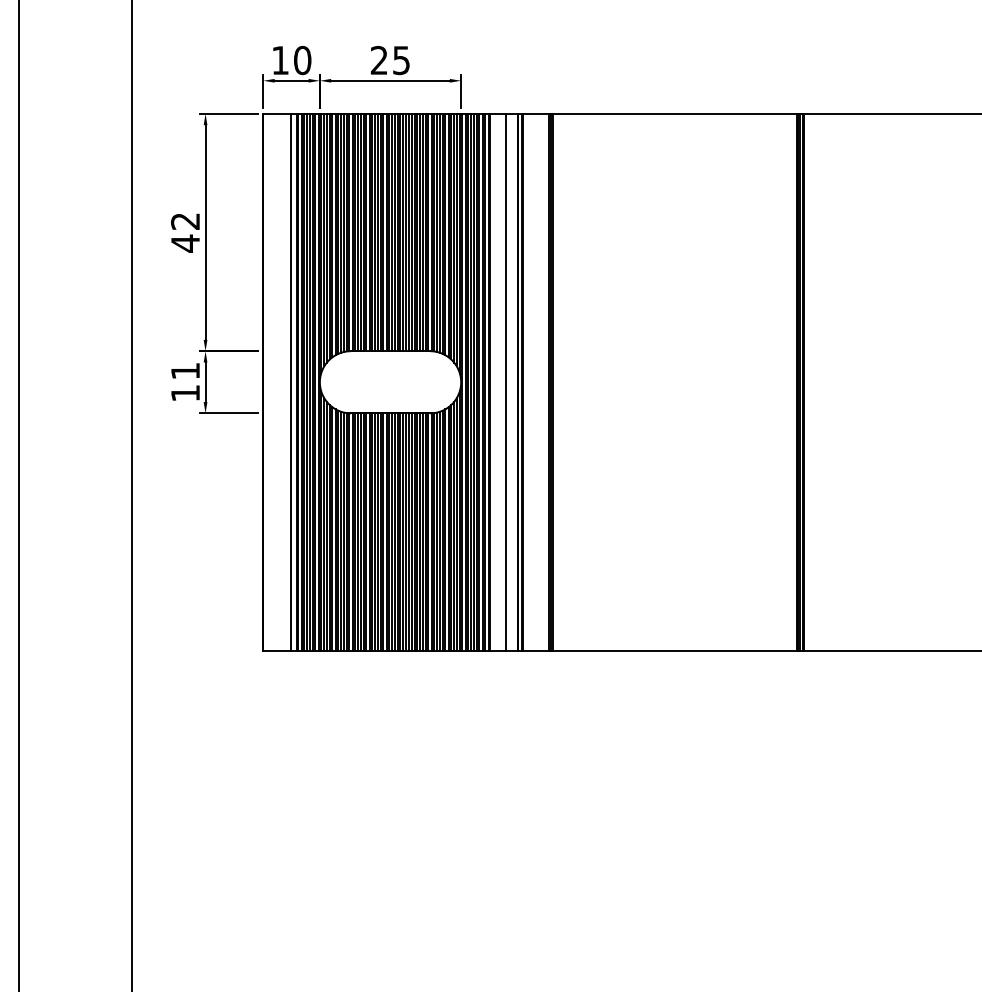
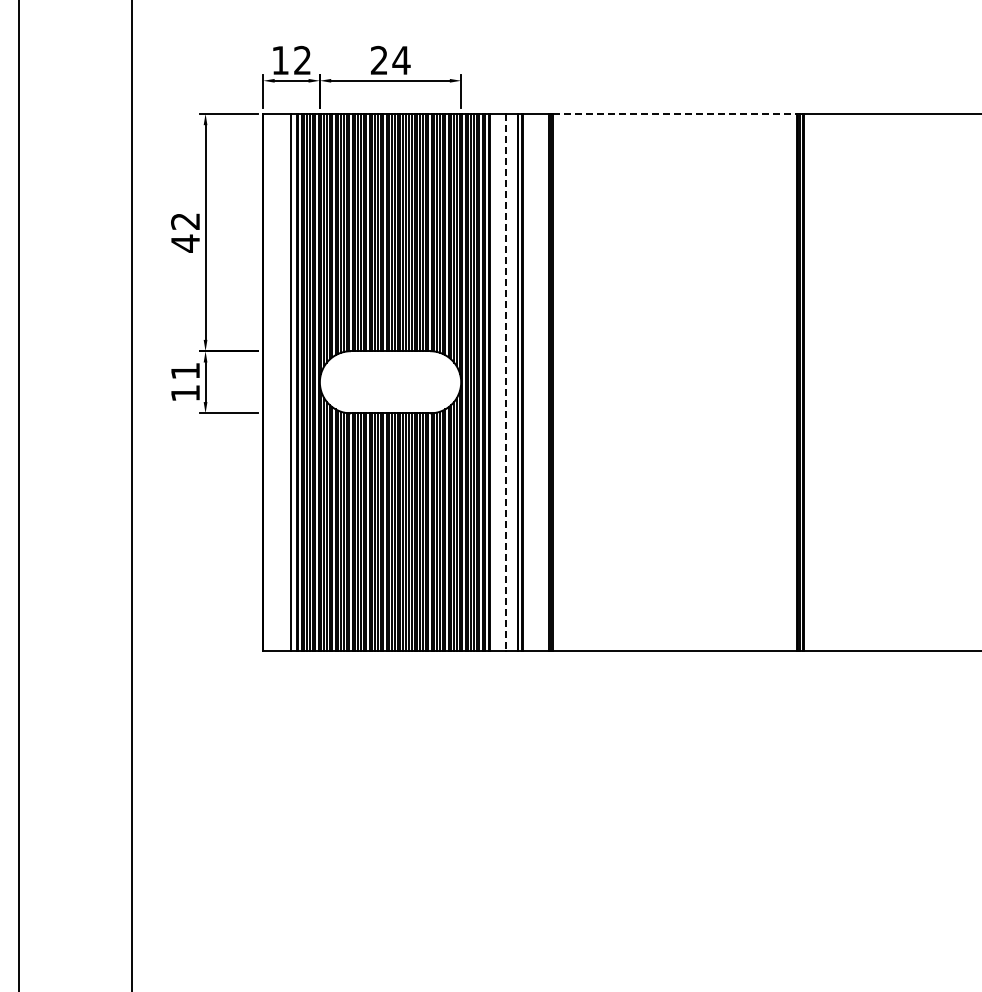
text: 10 -> 12 (302, 60)
text: 25 -> 24 (401, 60)
line: solid -> dashed (674, 113)
line: solid -> dashed (505, 382)
